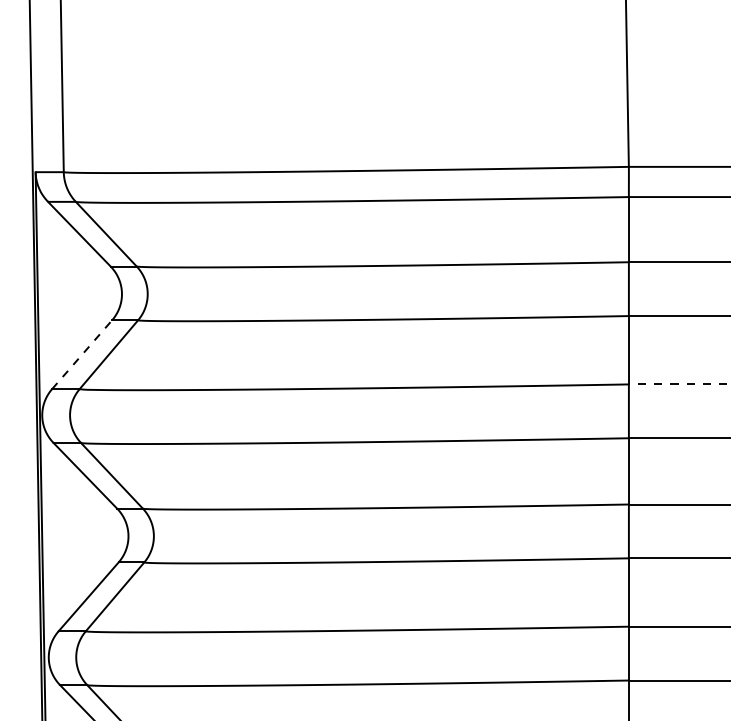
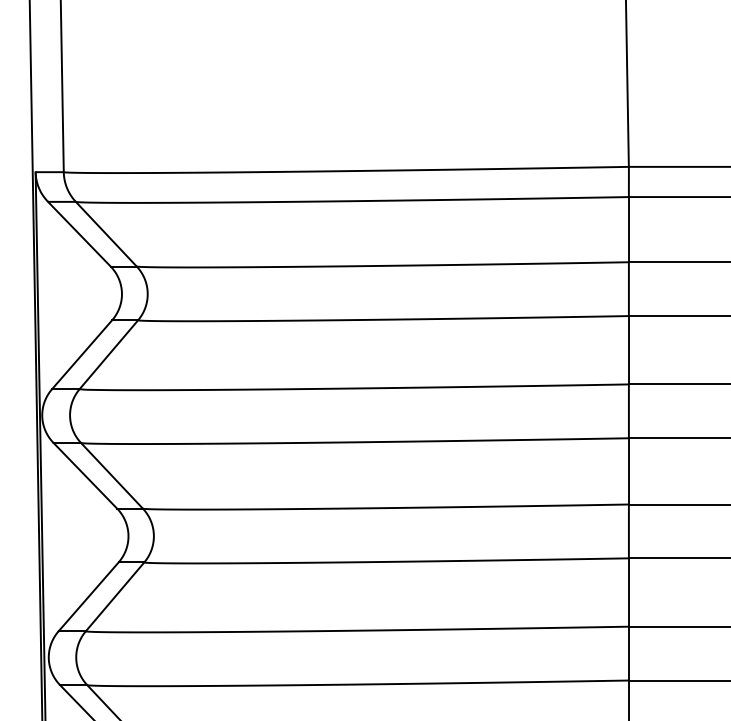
line: dashed -> solid (82, 354)
line: dashed -> solid (679, 384)
